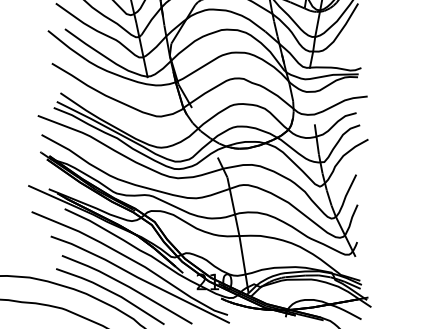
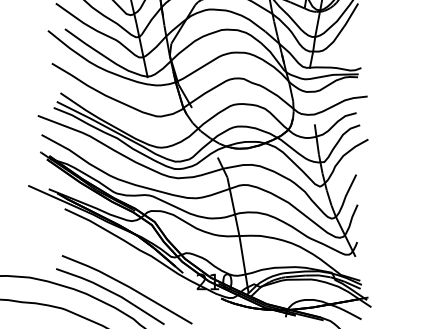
part: present -> none (130, 267)
